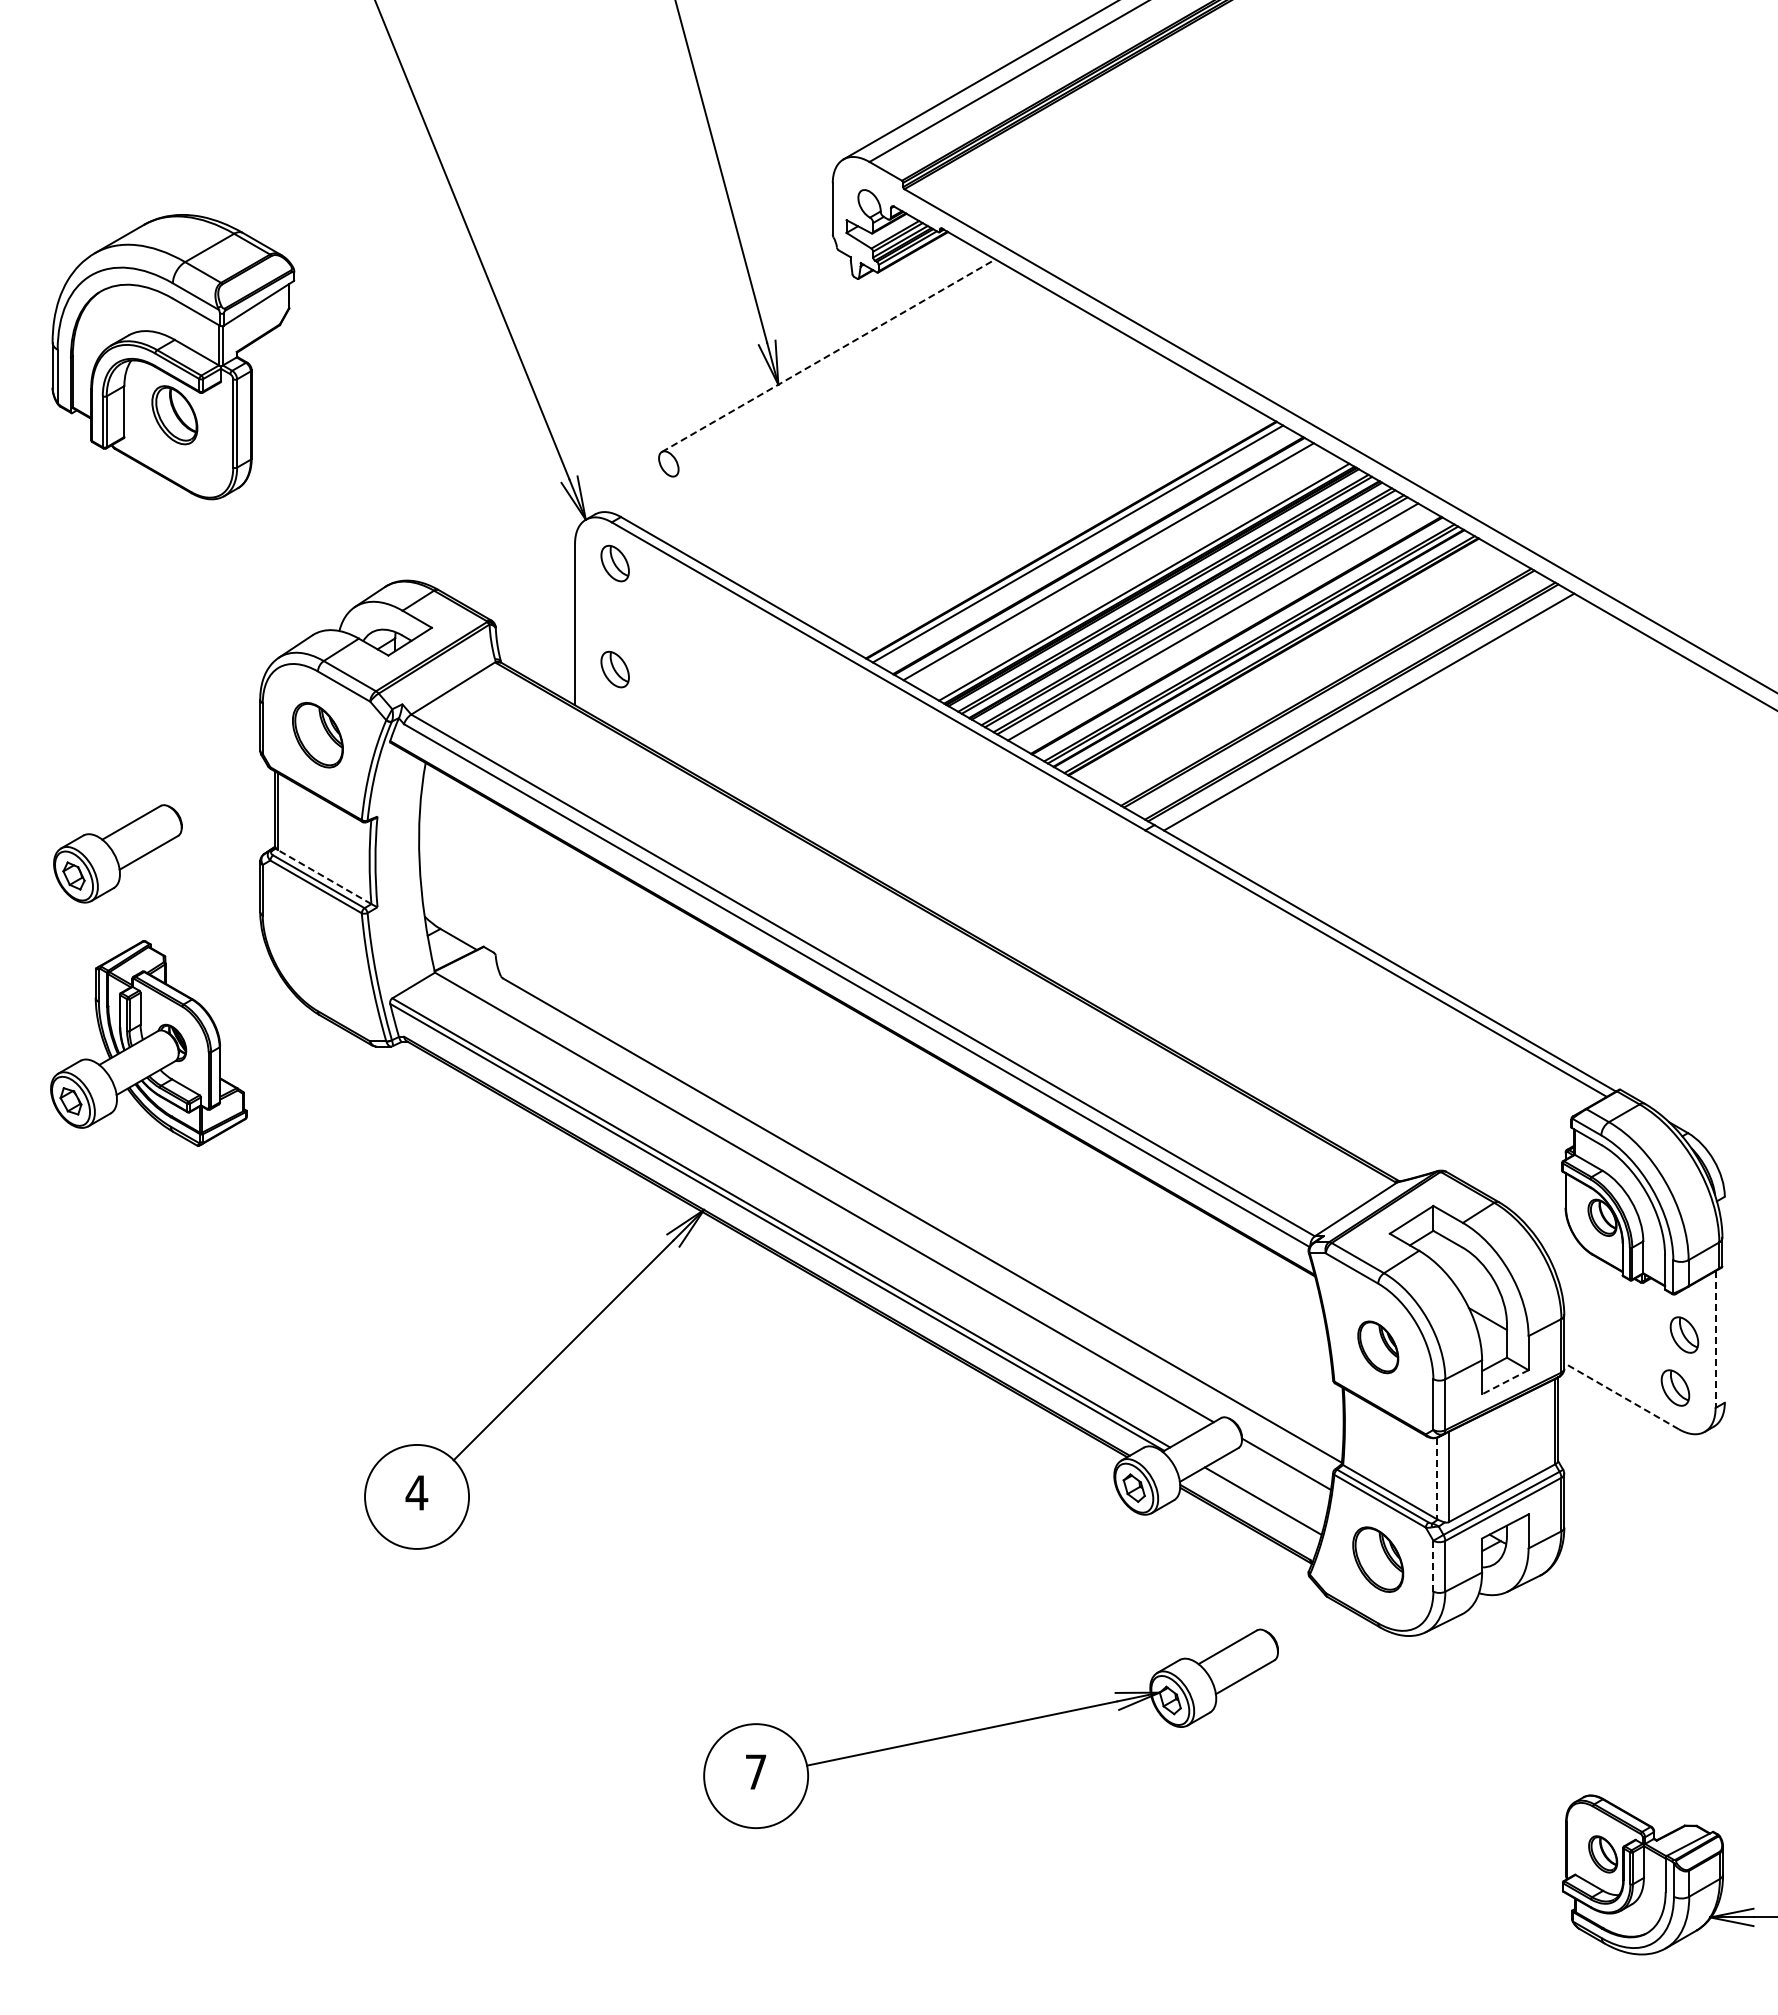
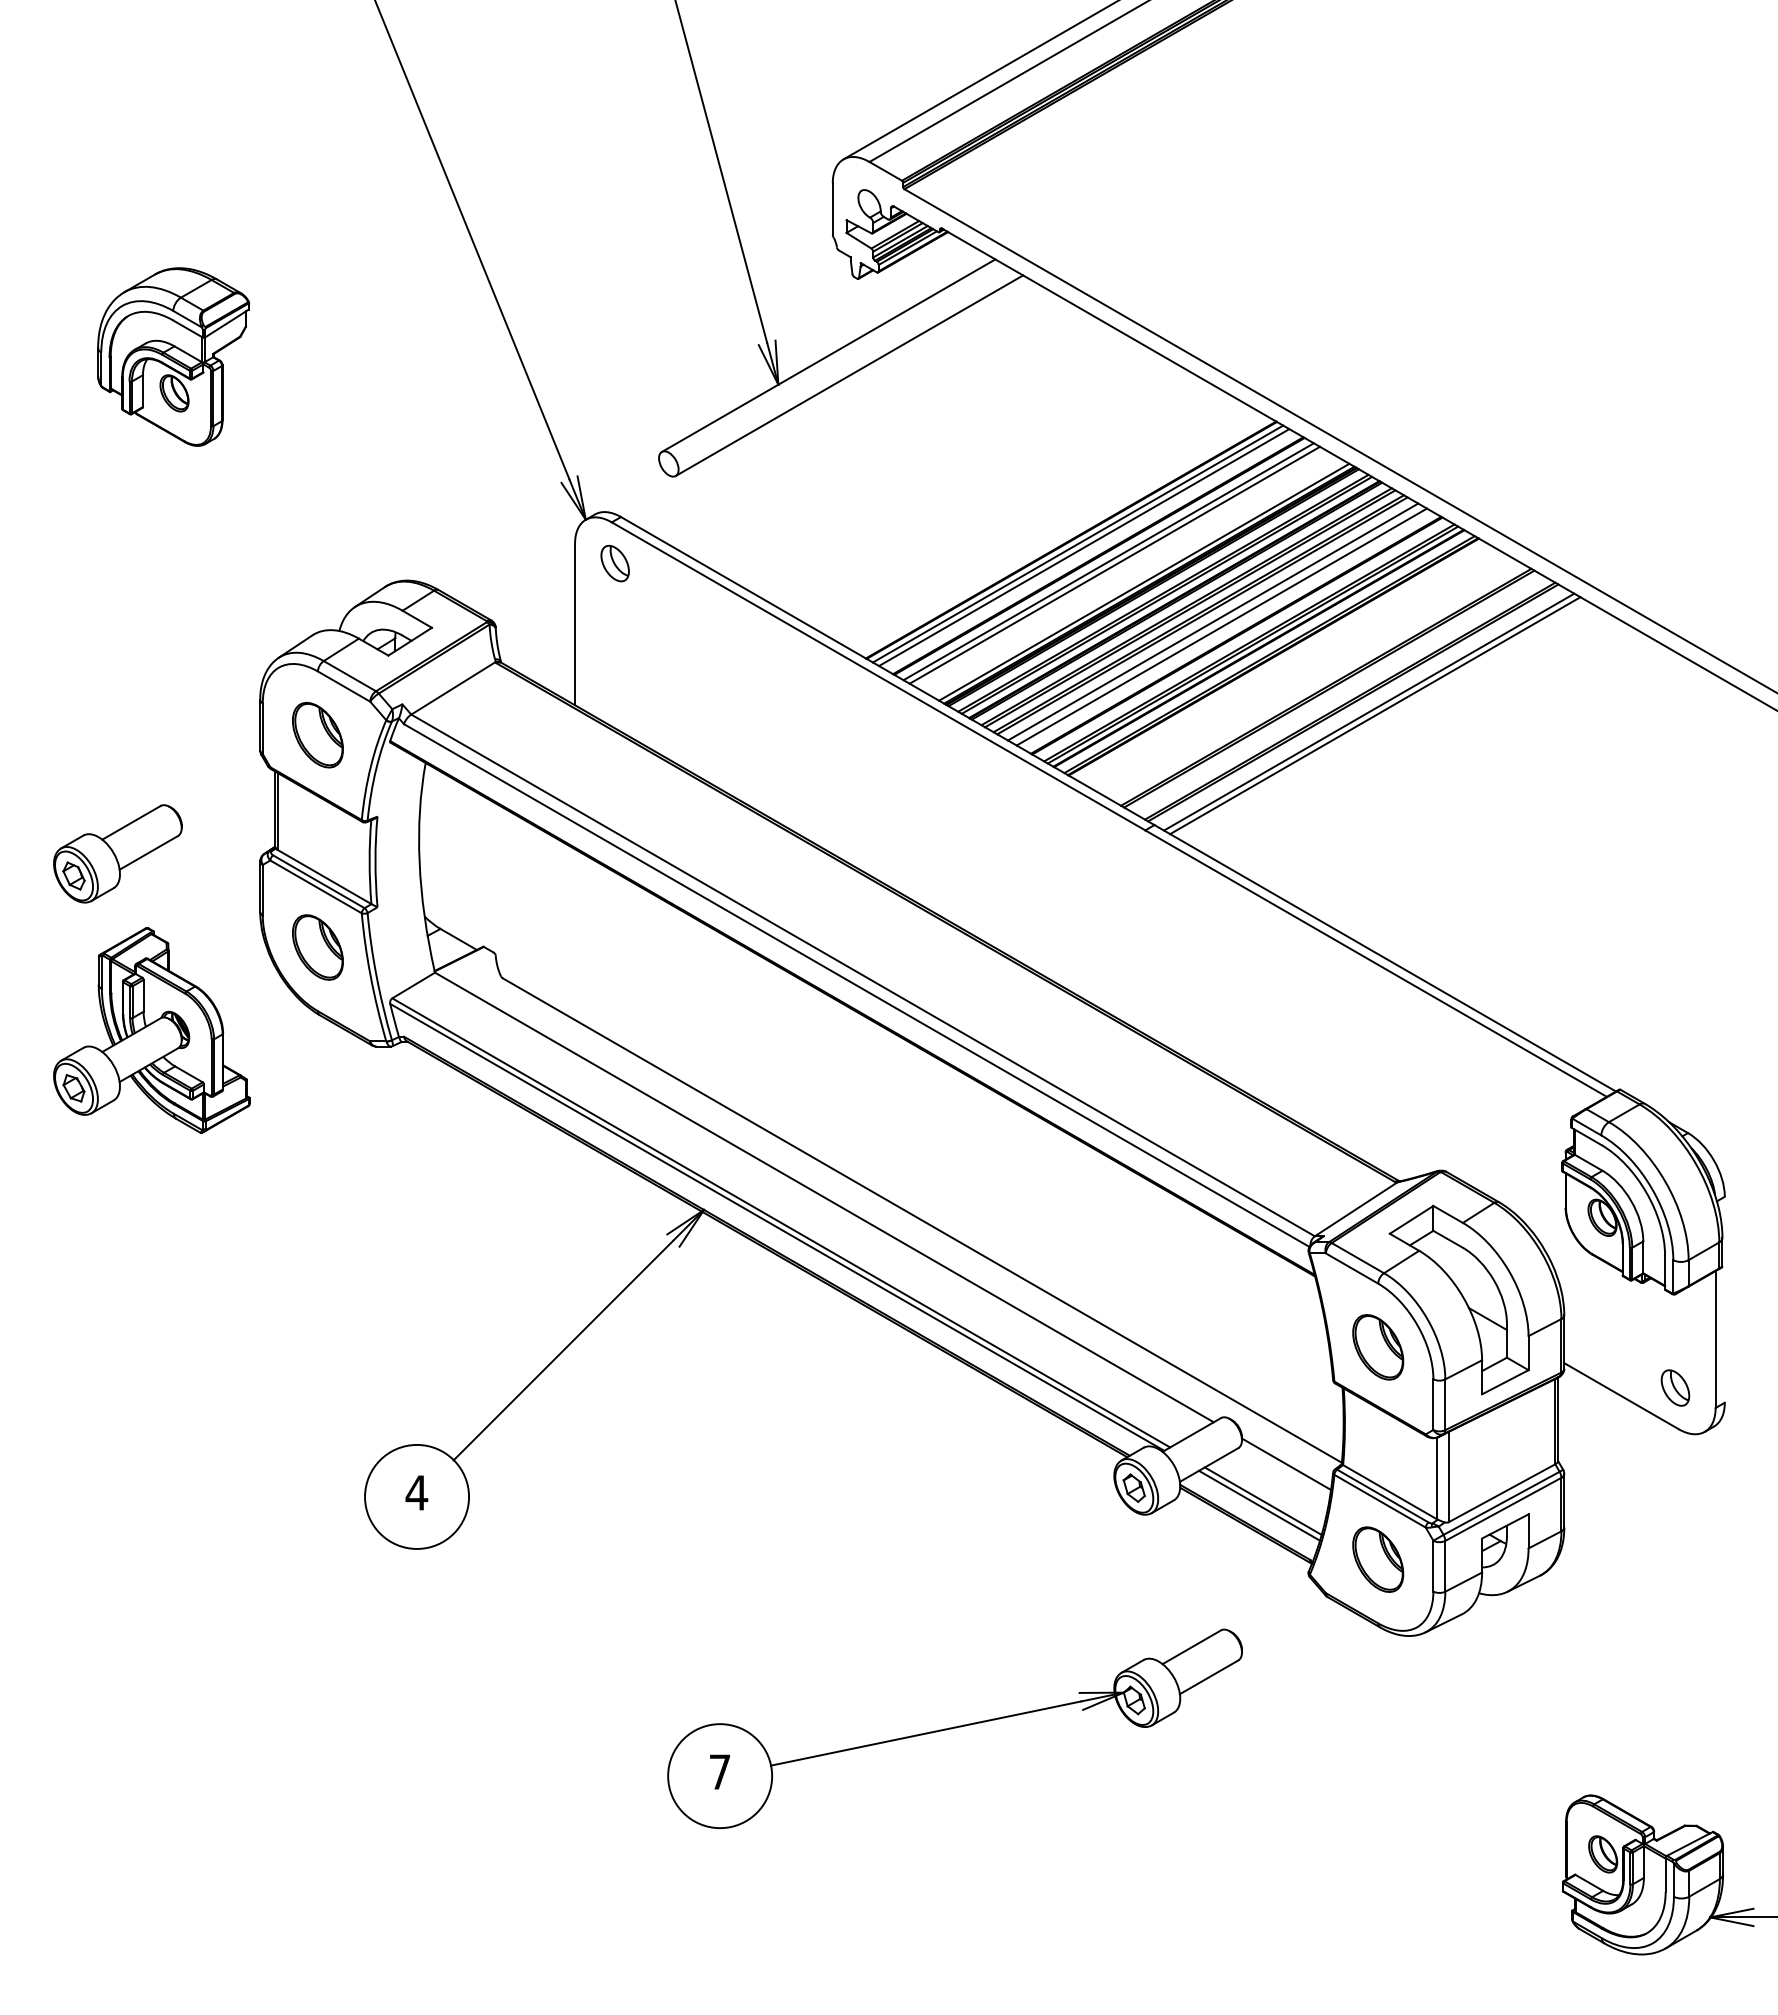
line: dashed -> solid (828, 355)
part size: 245x287 px -> 154x180 px (173, 356)
line: none -> present (849, 375)
line: none -> present (1084, 547)
line: none -> present (1114, 564)
line: none -> present (1221, 626)
part: present -> none (614, 669)
line: none -> present (1375, 715)
line: dashed -> solid (324, 876)
part: none -> present (317, 947)
part position: (148, 1043) -> (151, 1030) (151, 1030)
part: present -> none (1684, 1334)
line: dashed -> solid (1715, 1340)
part size: 43x55 px -> 53x67 px (1378, 1347)
line: dashed -> solid (1504, 1382)
line: dashed -> solid (1621, 1395)
line: dashed -> solid (1436, 1478)
line: none -> present (1259, 1505)
line: dashed -> solid (1433, 1566)
part position: (990, 1728) -> (954, 1728) (954, 1728)
